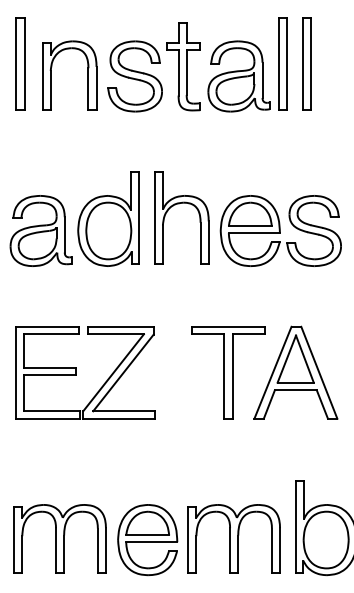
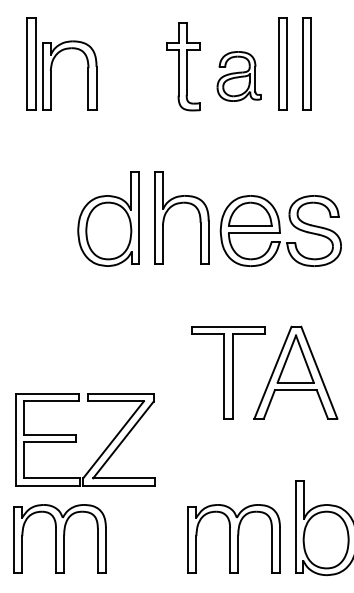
part position: (20, 63) -> (31, 63) (31, 63)
part: present -> none (134, 76)
part size: 64x73 px -> 46x51 px (238, 76)
part: present -> none (40, 230)
part position: (76, 372) -> (76, 439) (76, 439)
part: present -> none (147, 540)
